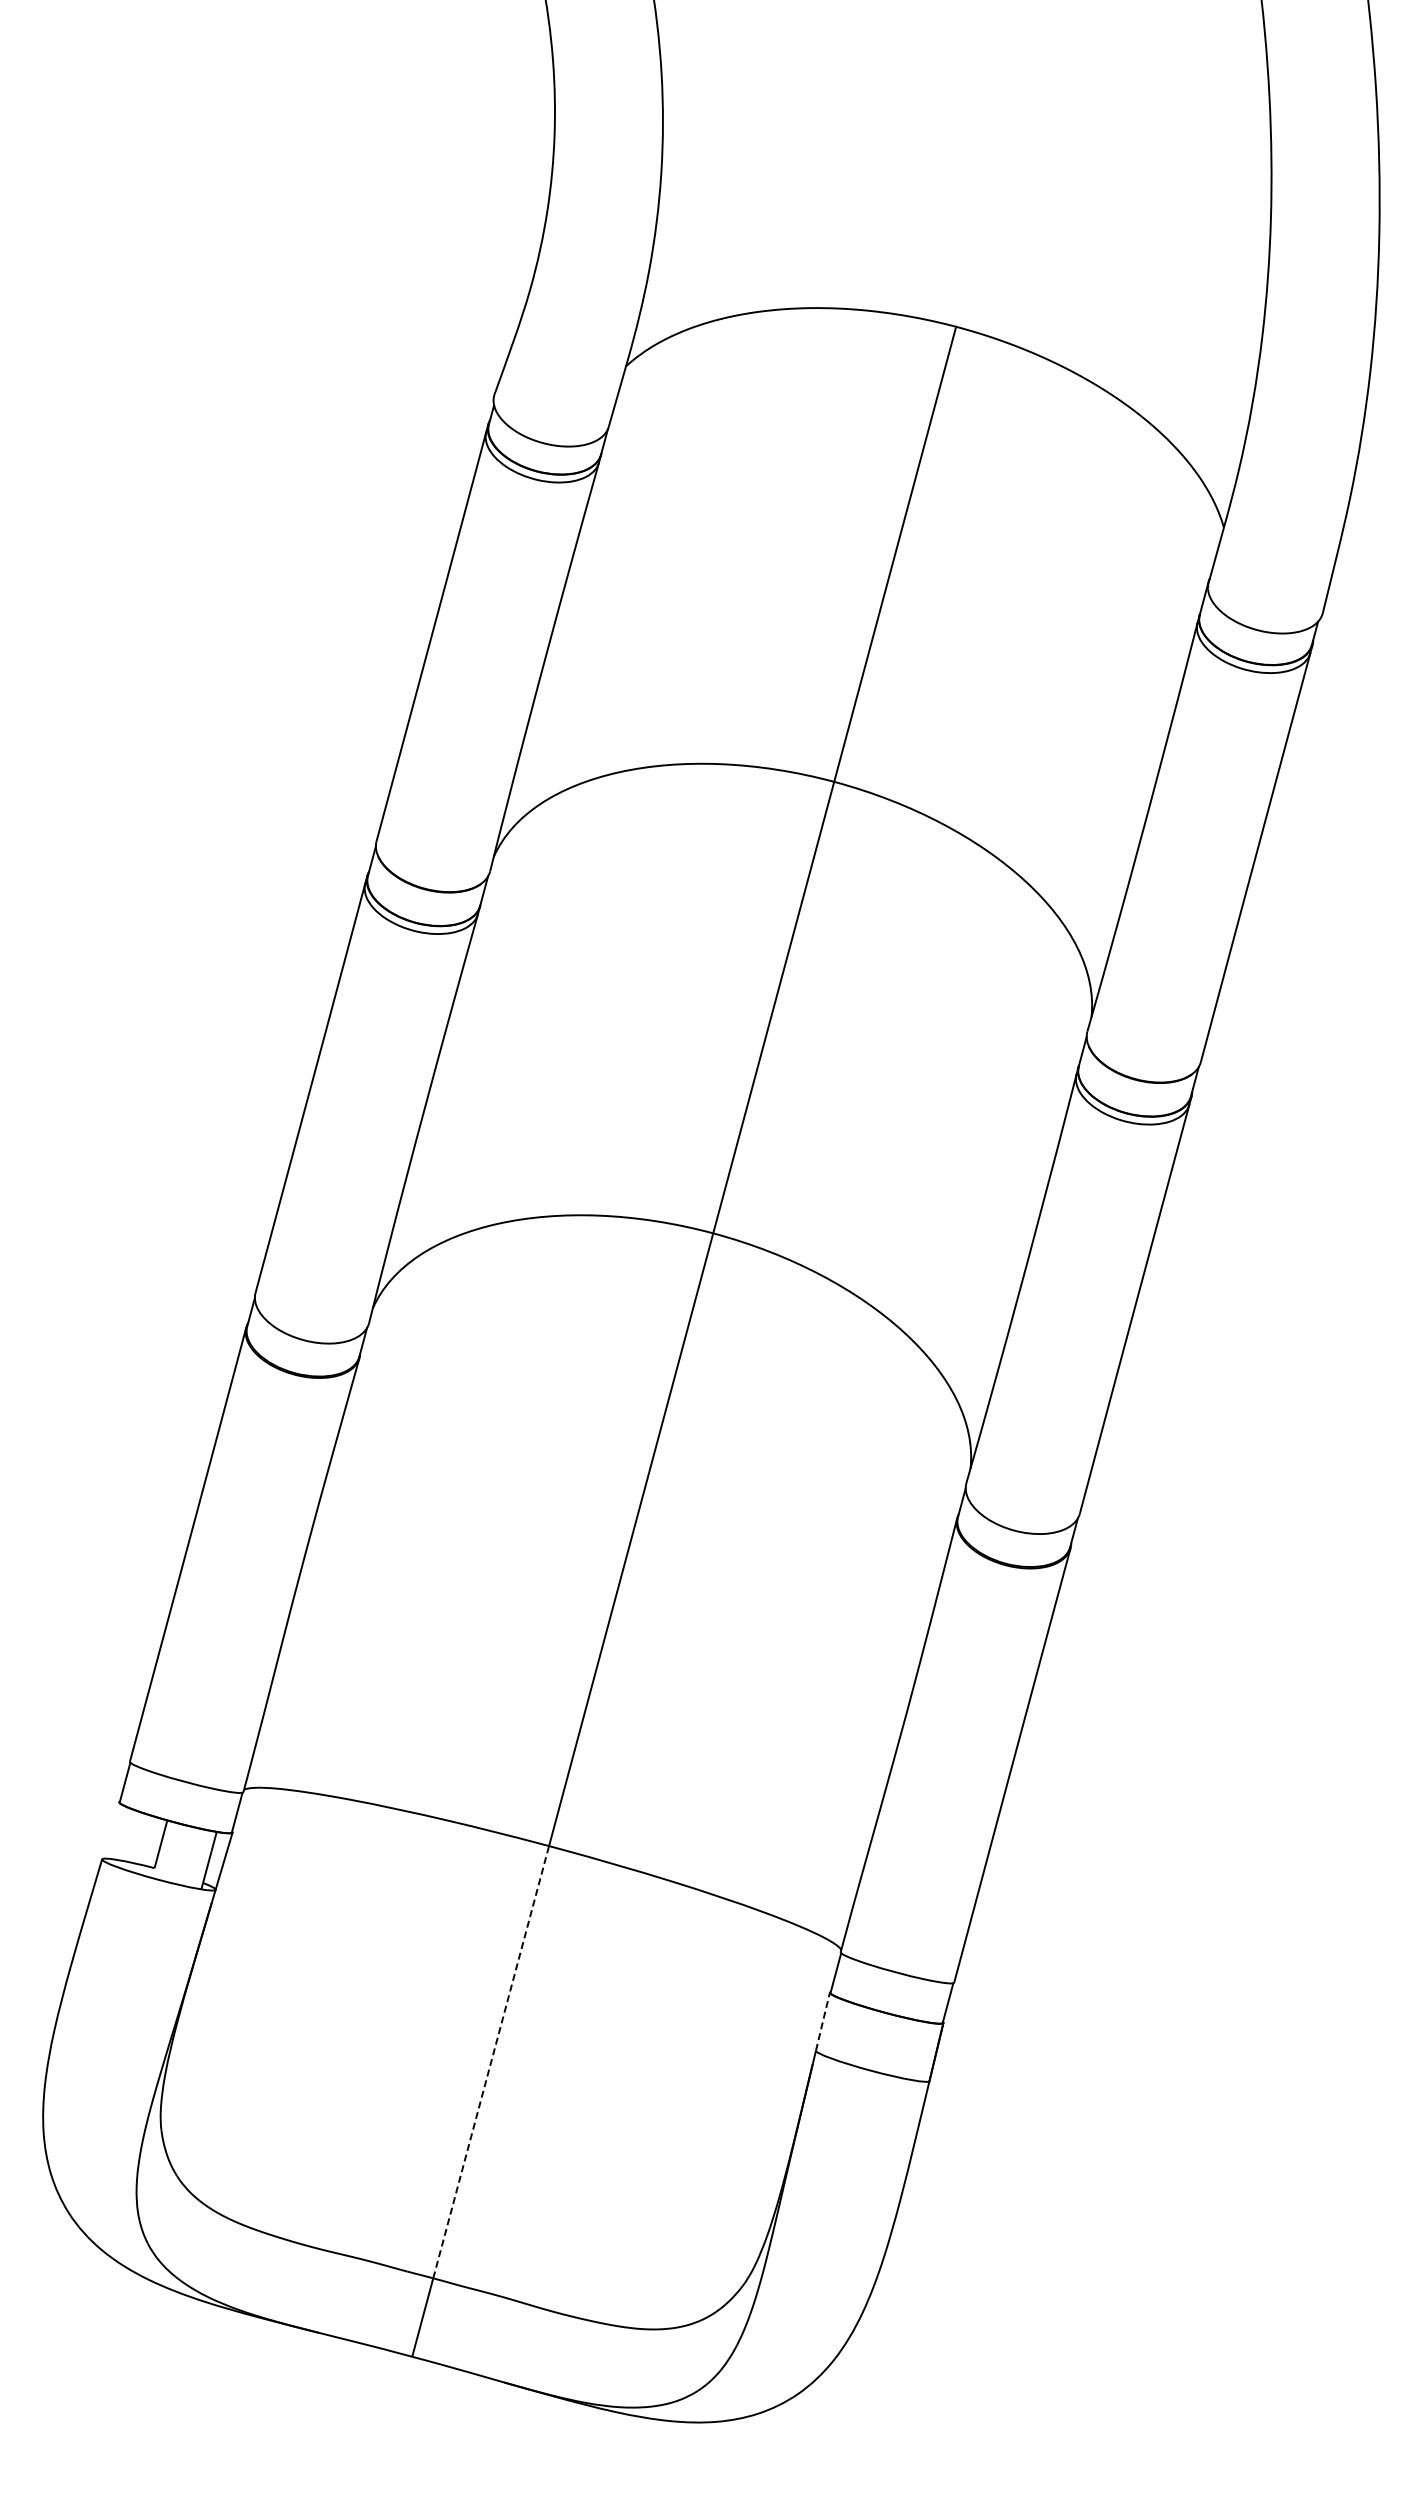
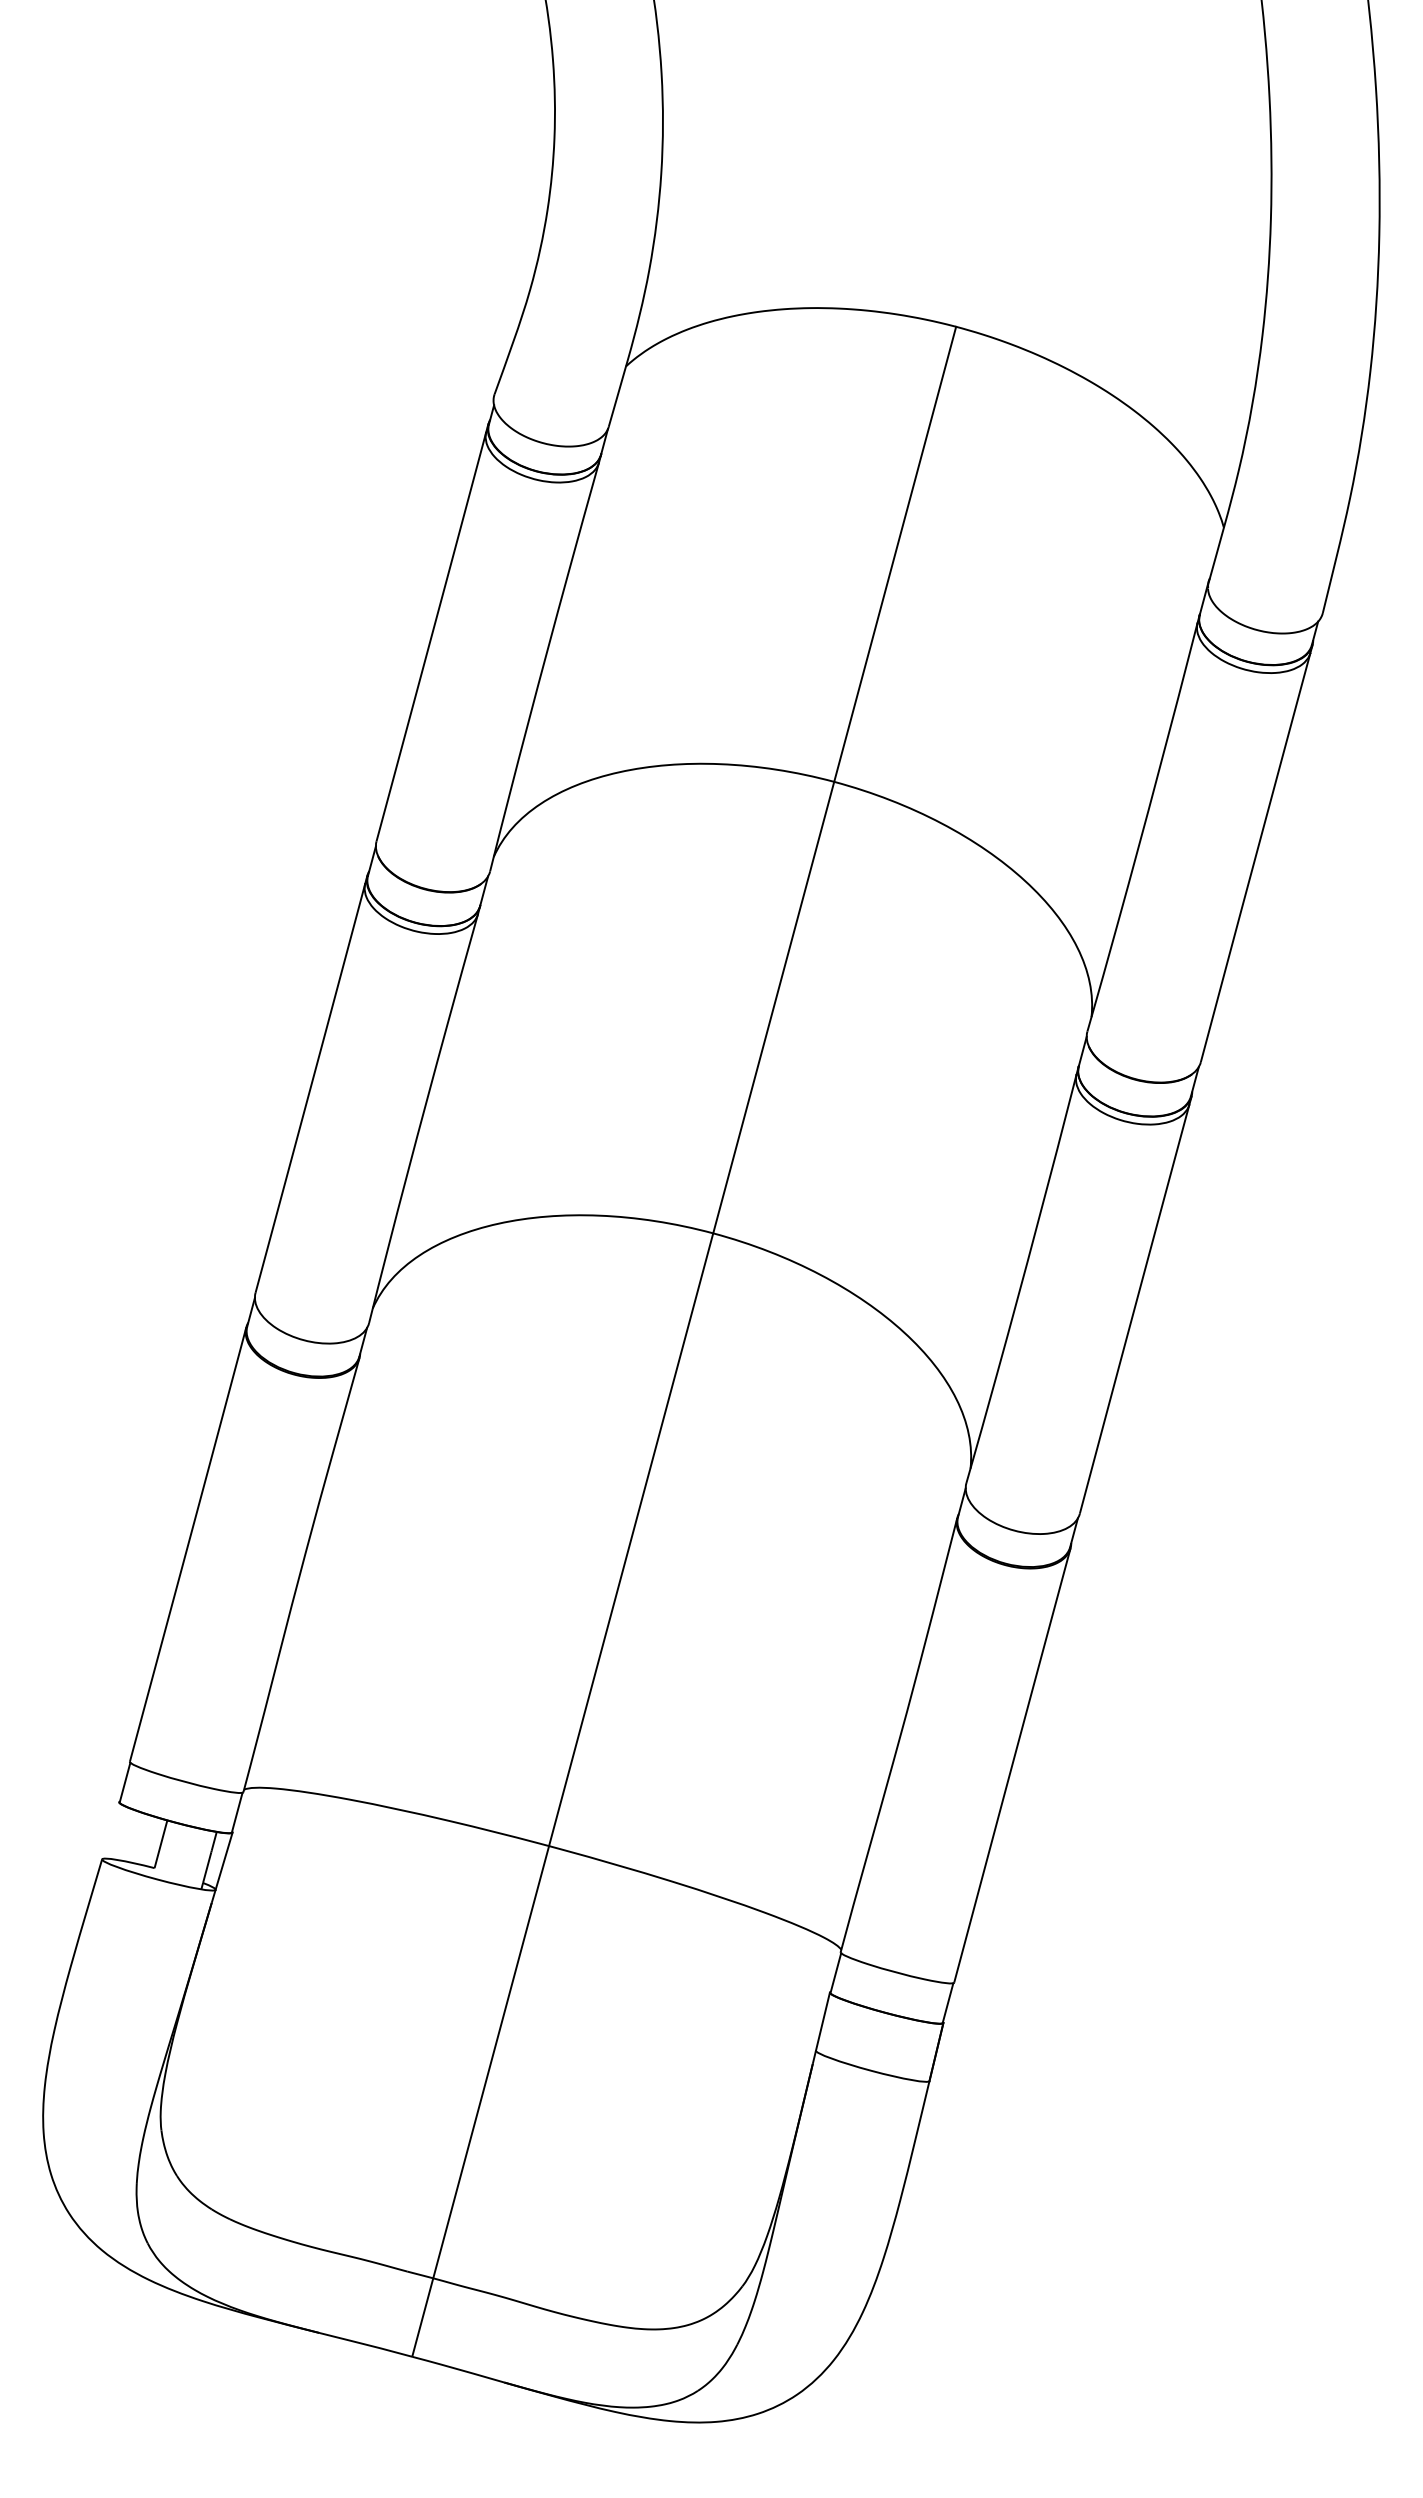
line: dashed -> solid (822, 2021)
line: dashed -> solid (491, 2062)
